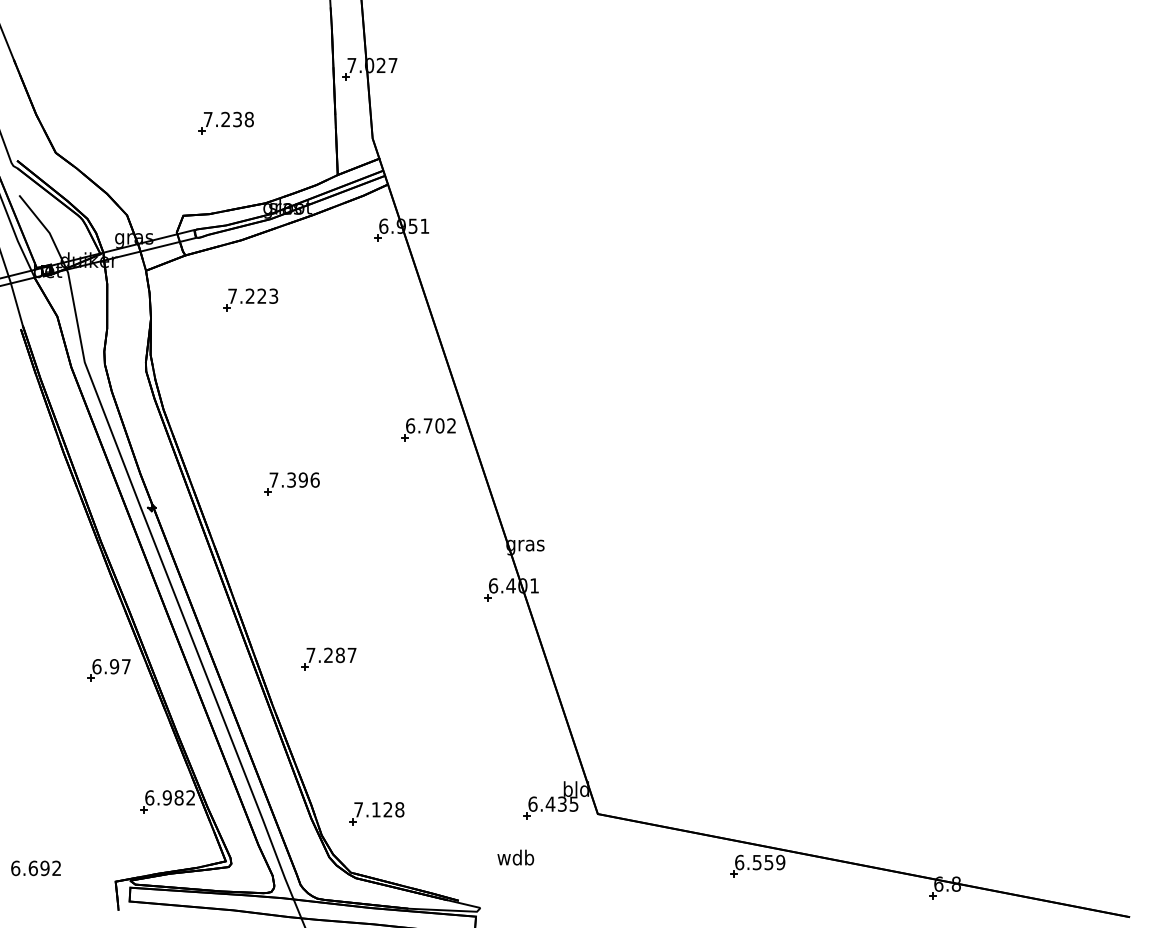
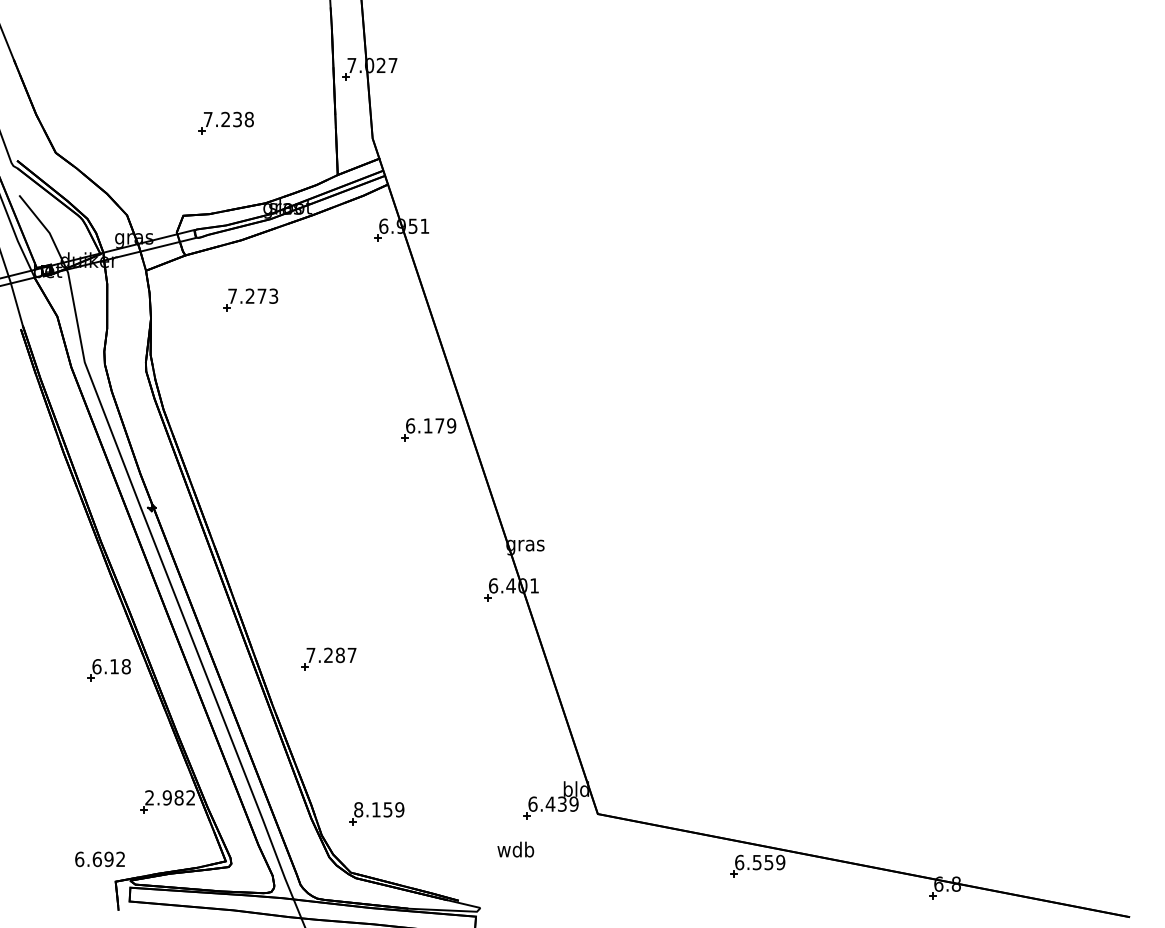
text: 7.223 -> 7.273 (261, 295)
text: 6.702 -> 6.179 (439, 425)
part: present -> none (291, 483)
text: 6.97 -> 6.18 (120, 666)
text: 6.982 -> 2.982 (149, 797)
text: 6.435 -> 6.439 (573, 803)
text: 7.128 -> 8.159 (379, 809)
text position: (515, 857) -> (515, 849) (515, 849)
text position: (35, 868) -> (99, 859) (99, 859)
